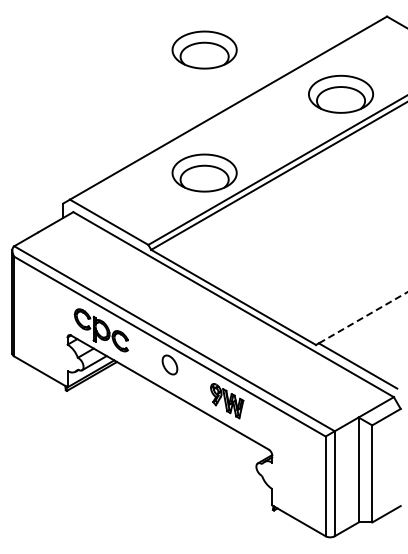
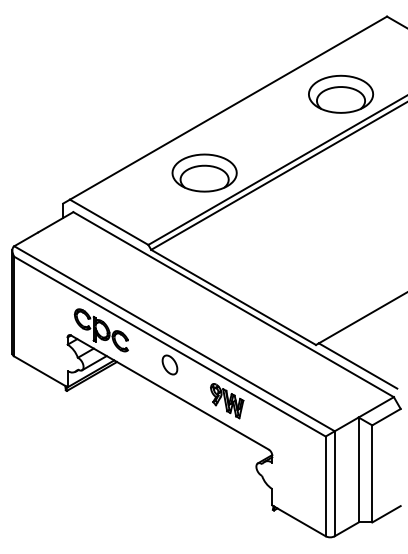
part: present -> none (204, 49)
line: dashed -> solid (363, 317)
